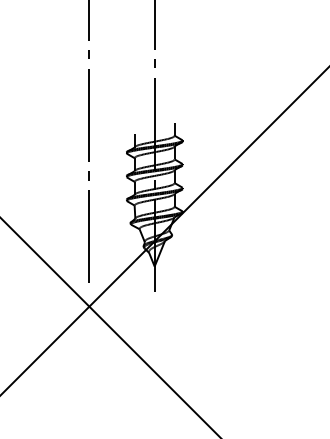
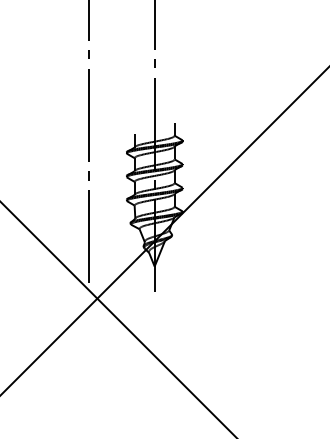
line position: (110, 327) -> (118, 319) (118, 319)
